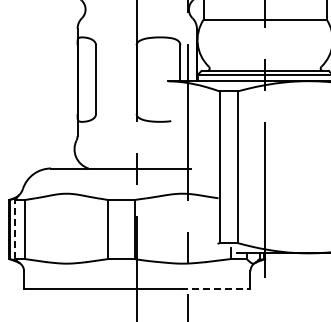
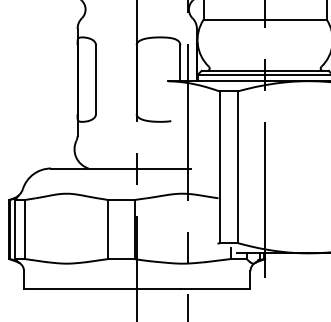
line: dashed -> solid (14, 229)
line: dashed -> solid (215, 289)
